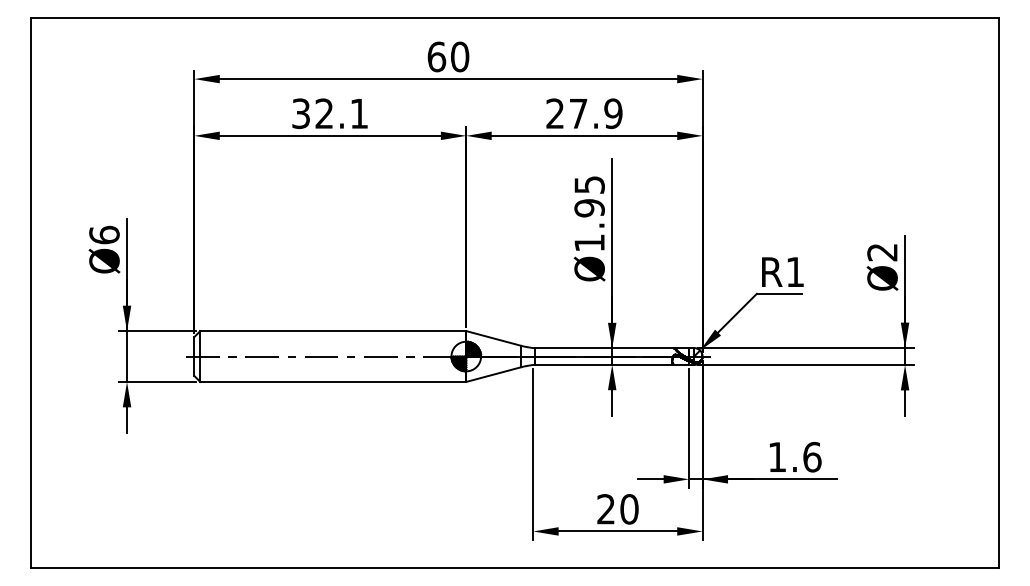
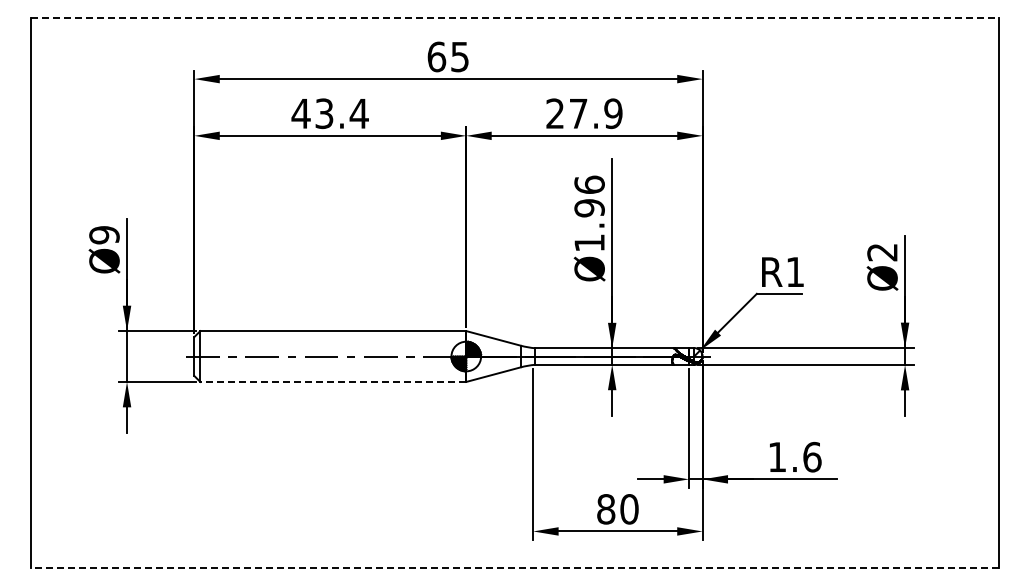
line: solid -> dashed (515, 17)
text: 60 -> 65 (460, 56)
text: 32.1 -> 43.4 (329, 113)
text: Ø1.95 -> Ø1.96 (589, 184)
text: Ø6 -> Ø9 (104, 234)
line: solid -> dashed (333, 381)
text: 20 -> 80 (606, 509)
line: solid -> dashed (514, 568)
